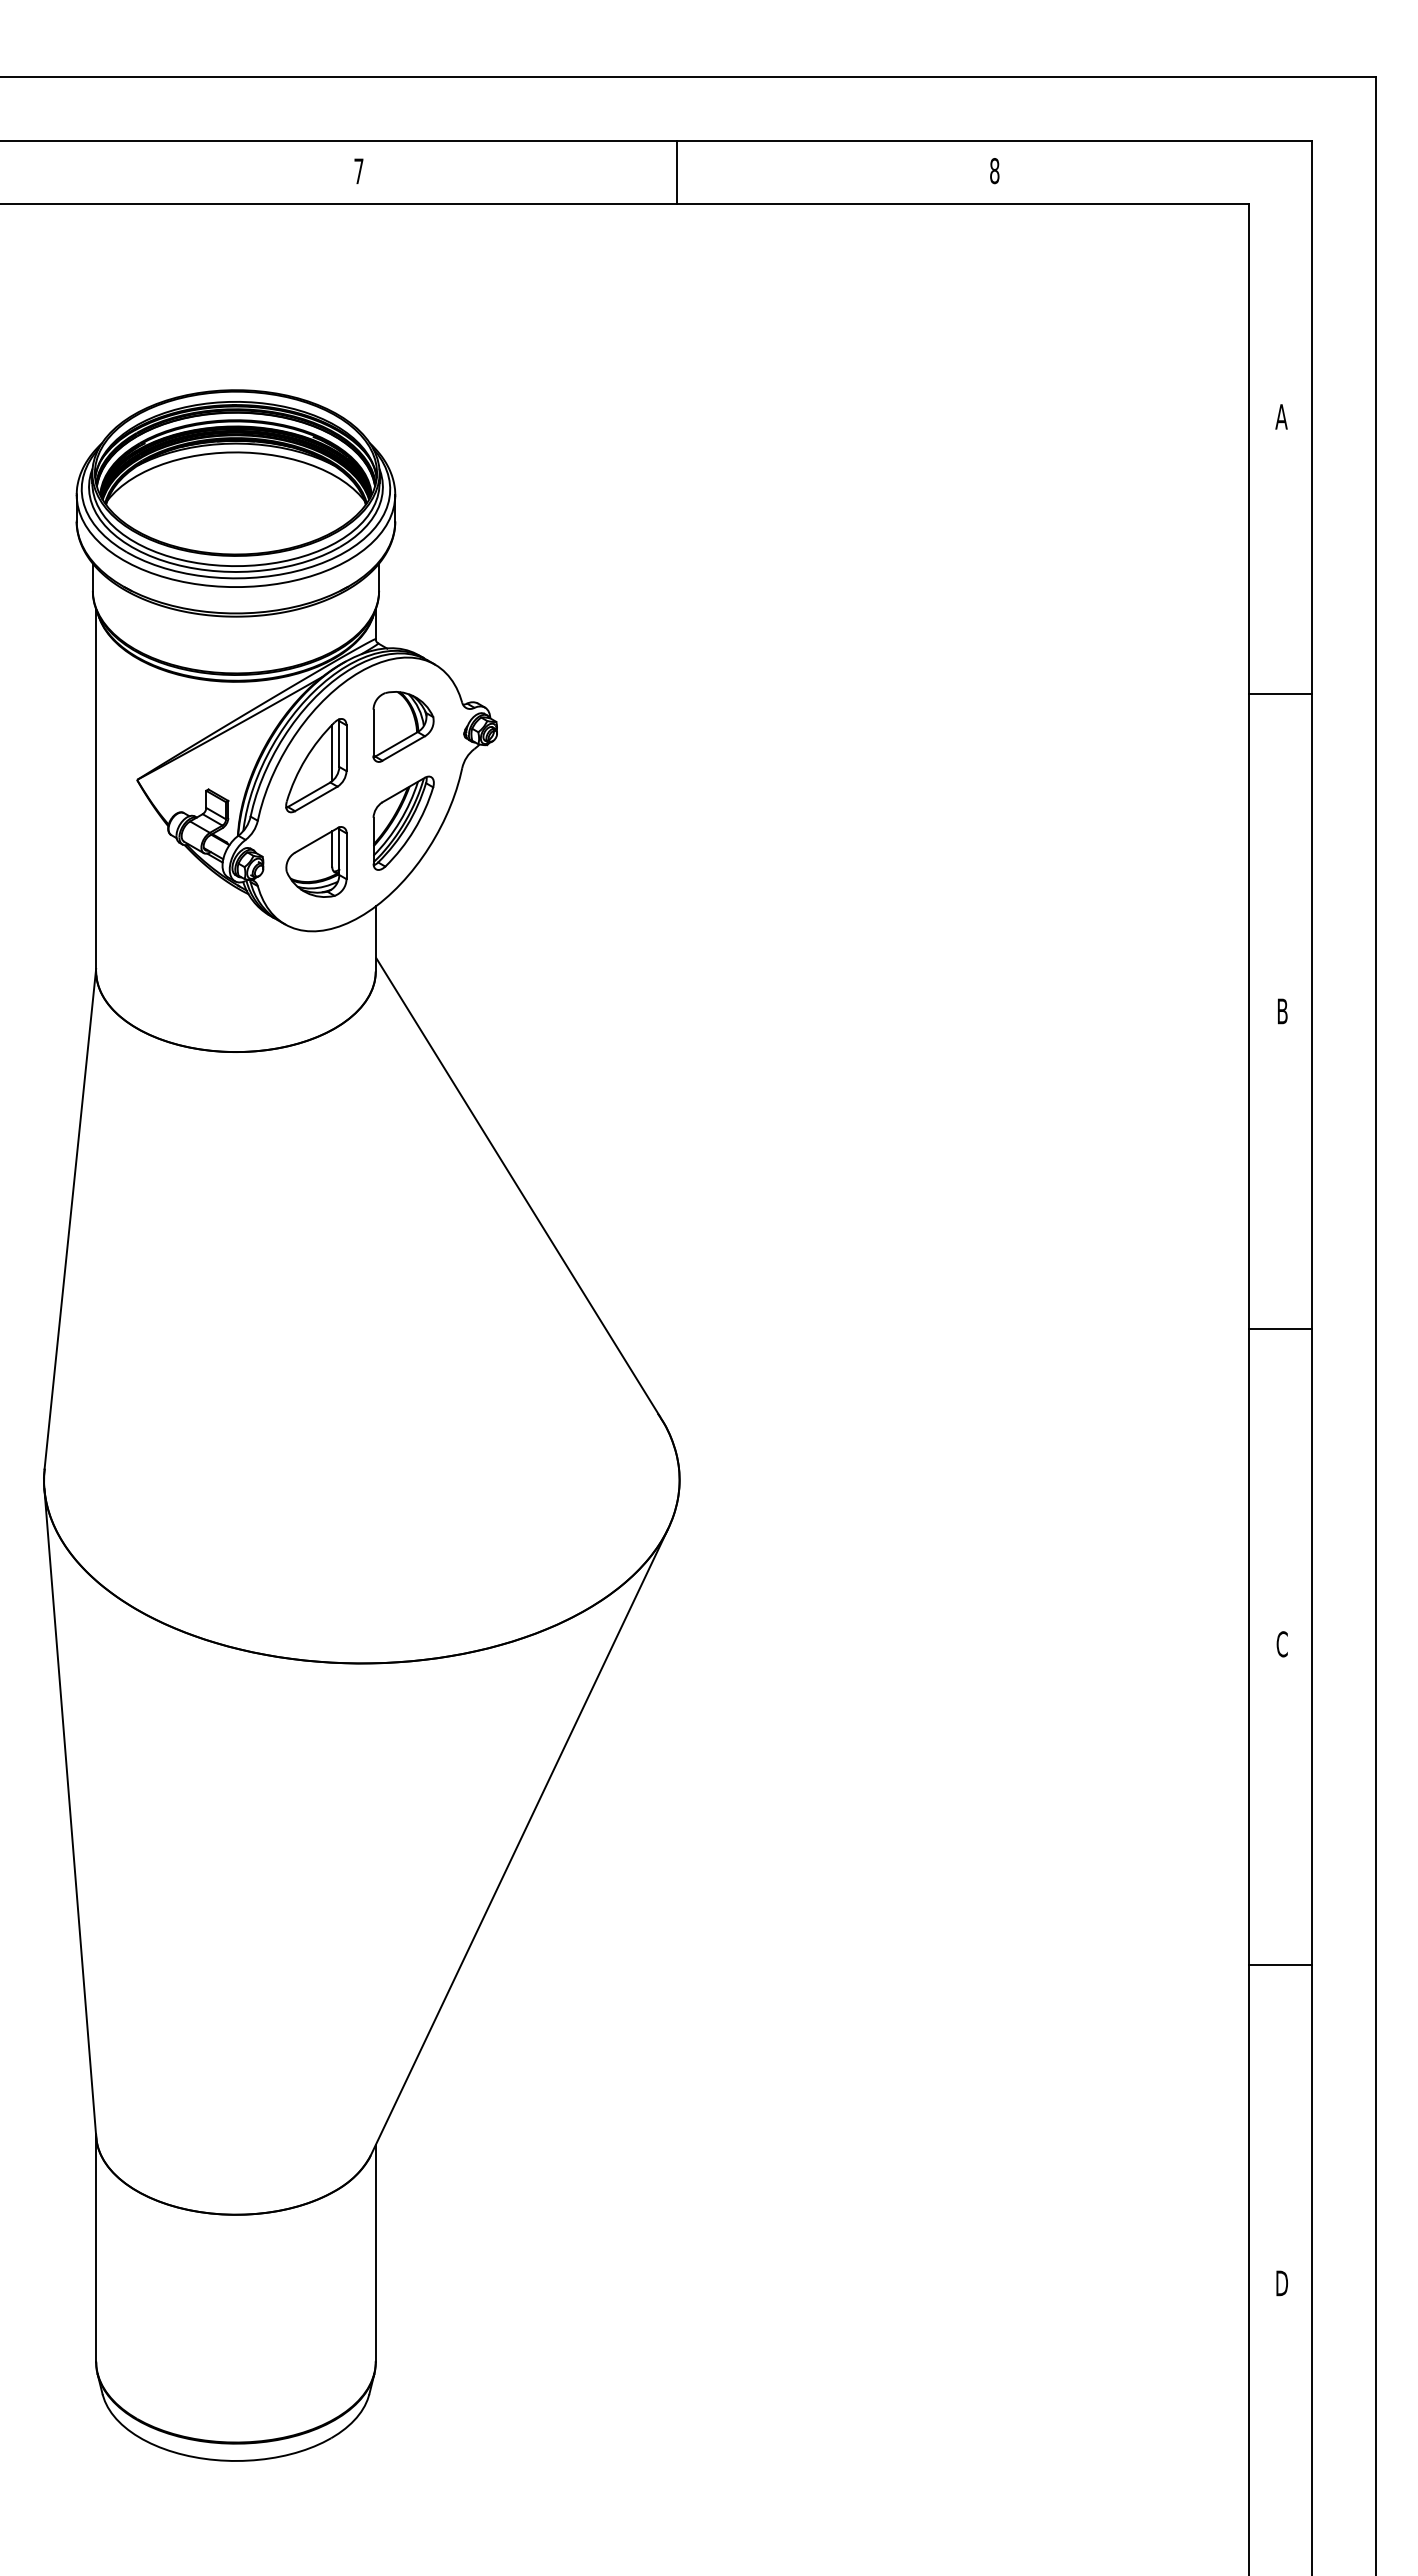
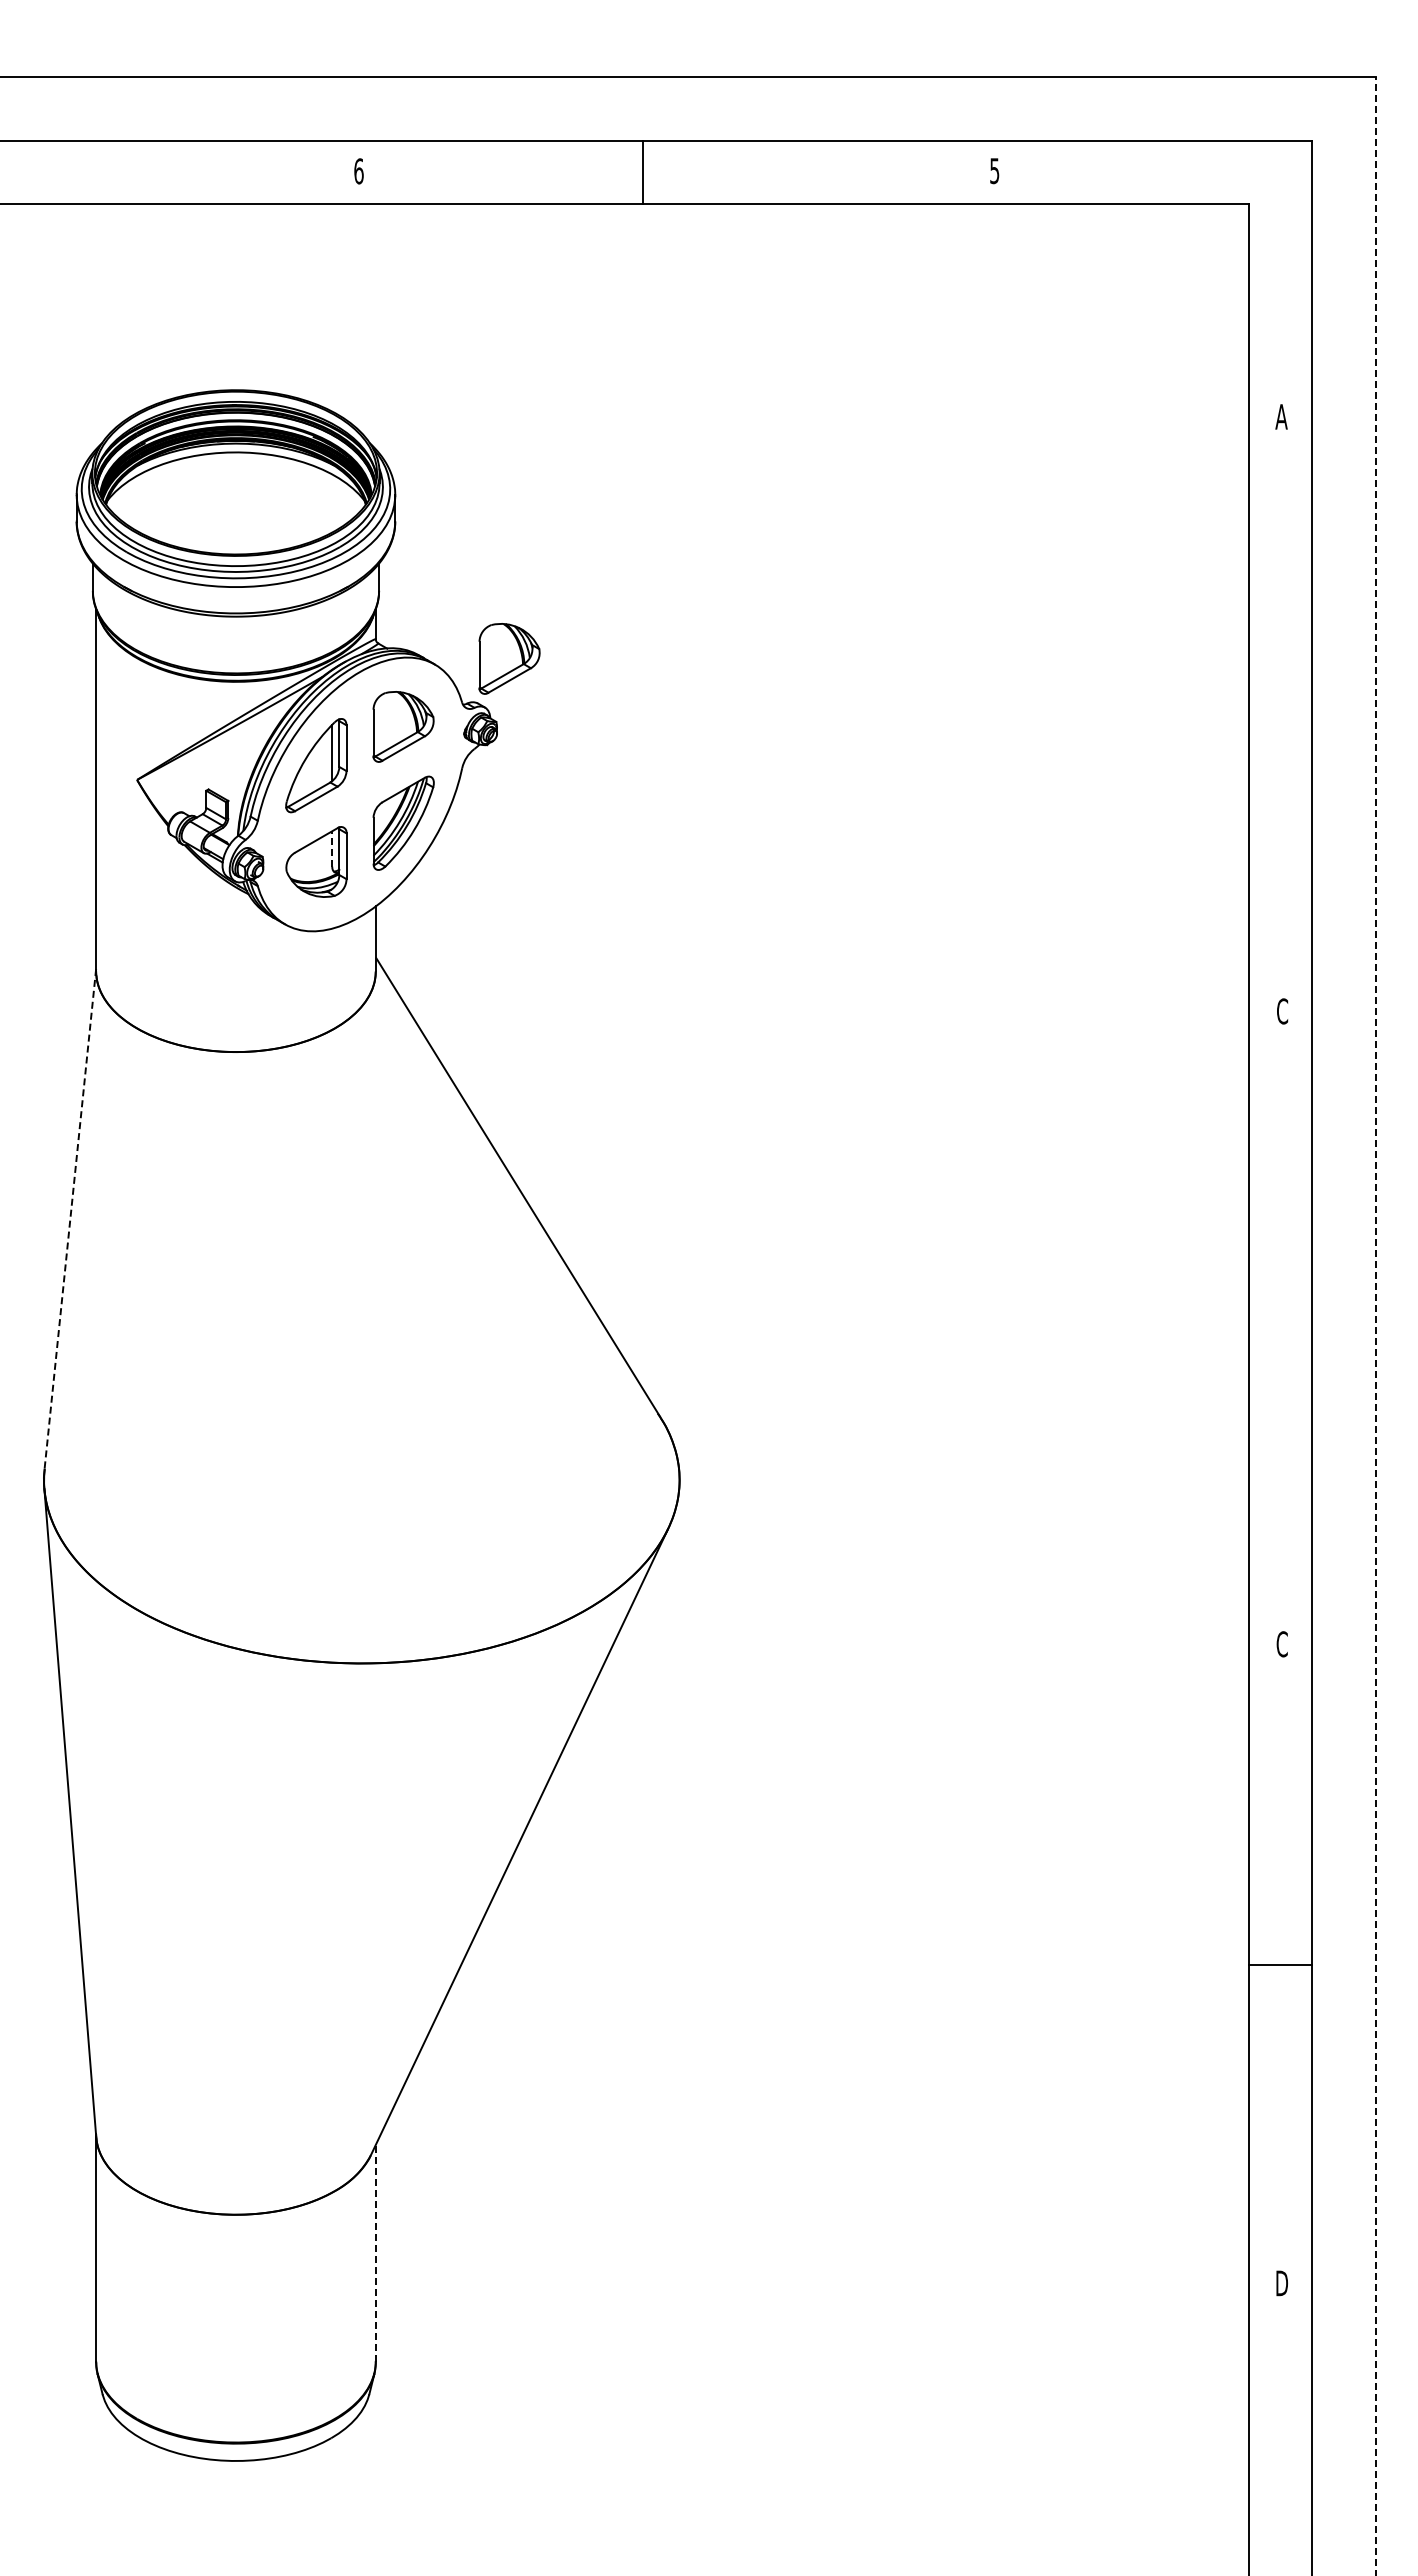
text: 7 -> 6 (358, 171)
text: 8 -> 5 (994, 171)
line position: (676, 172) -> (642, 172) (642, 172)
part: none -> present (509, 658)
line: present -> none (1280, 693)
line: solid -> dashed (332, 848)
text: B -> C (1282, 1011)
line: solid -> dashed (70, 1219)
line: solid -> dashed (1375, 1326)
line: present -> none (1280, 1329)
line: solid -> dashed (375, 2252)
